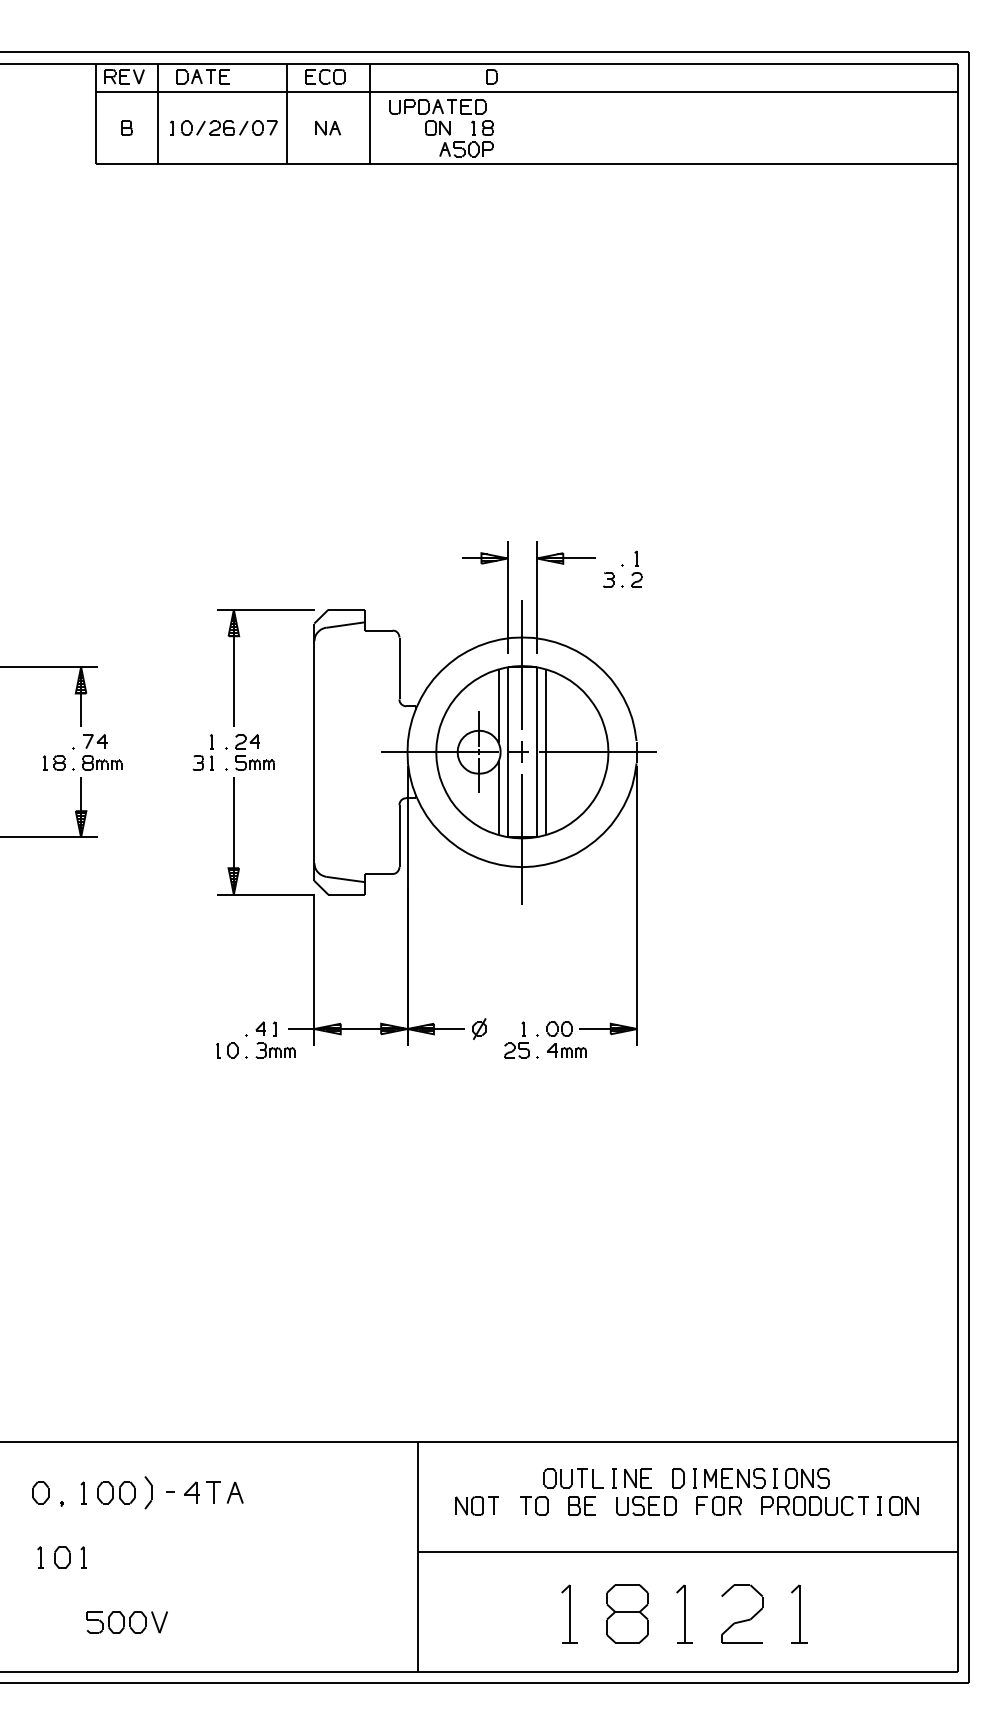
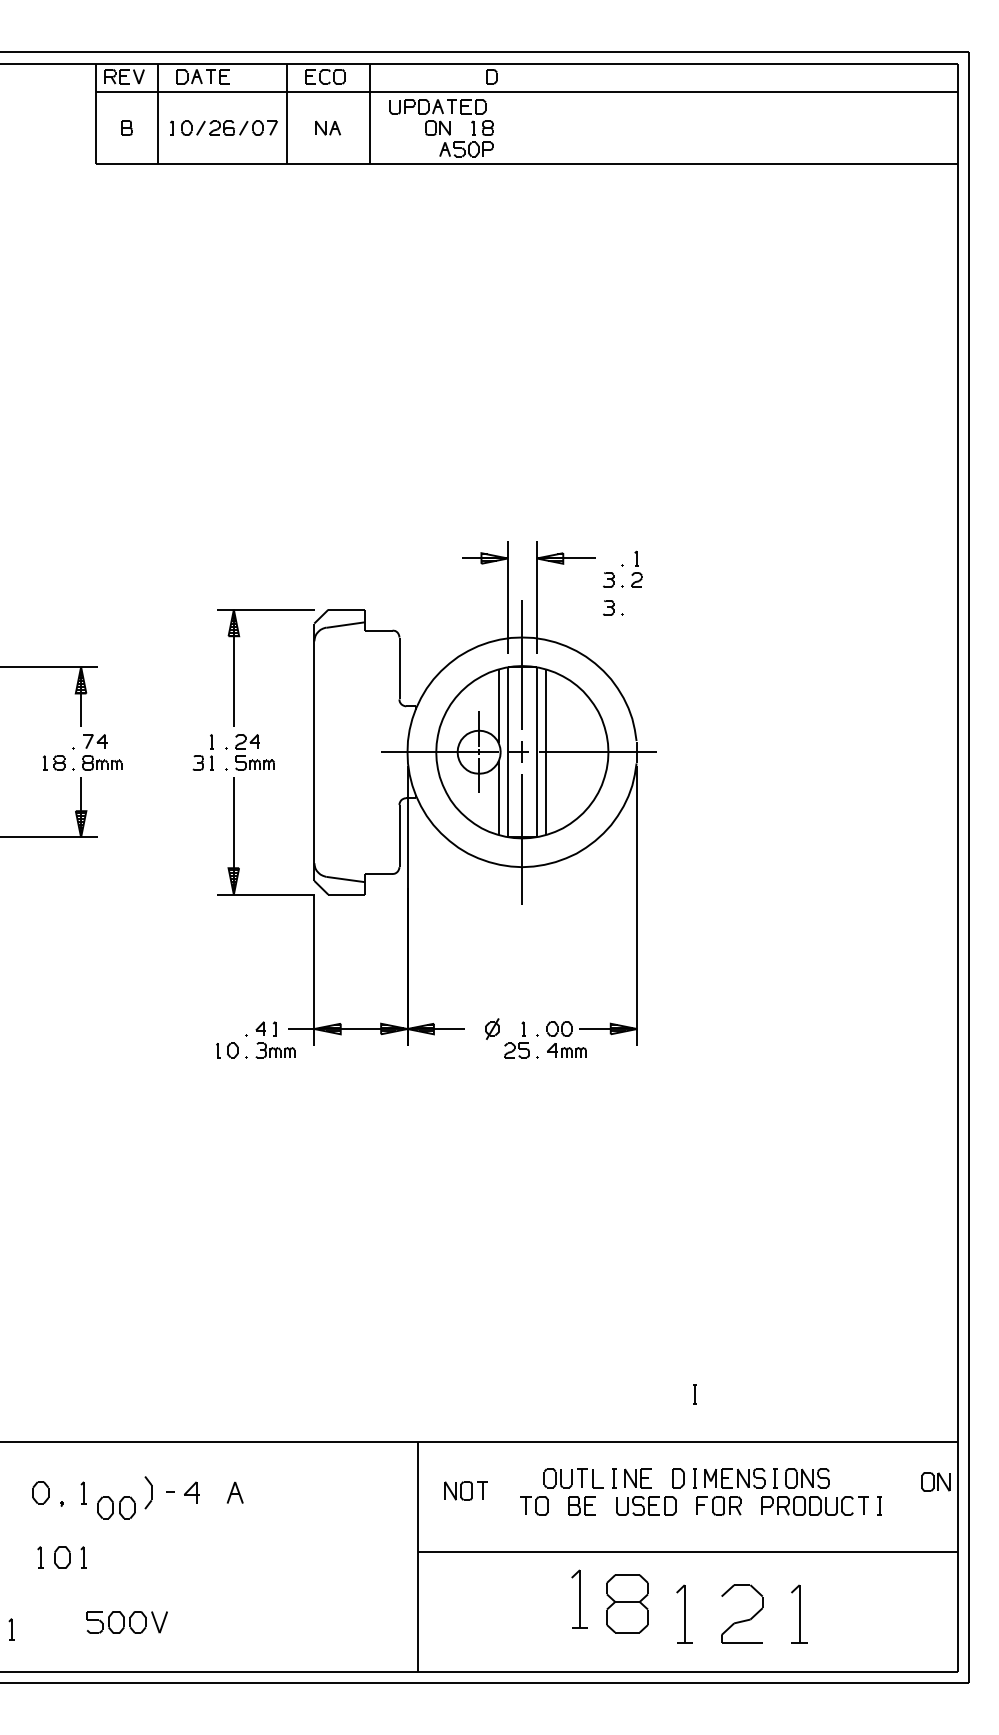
part: none -> present (613, 607)
part position: (479, 1028) -> (492, 1028) (492, 1028)
part: none -> present (694, 1394)
part position: (116, 1492) -> (116, 1507) (116, 1507)
part: present -> none (213, 1492)
part position: (476, 1505) -> (465, 1490) (465, 1490)
part position: (903, 1505) -> (935, 1481) (935, 1481)
part position: (569, 1613) -> (579, 1598) (579, 1598)
part position: (627, 1613) -> (627, 1603) (627, 1603)
part: none -> present (11, 1629)
